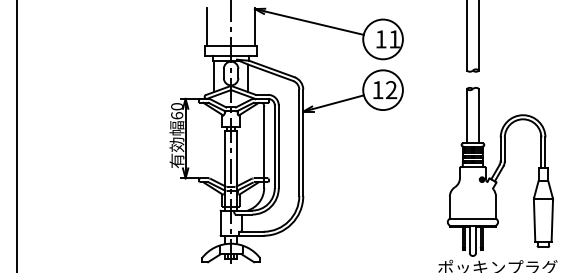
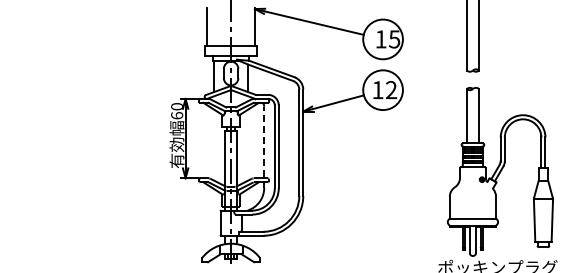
text: 11 -> 15 (394, 39)
line: present -> none (17, 135)
line: solid -> dashed (264, 147)
